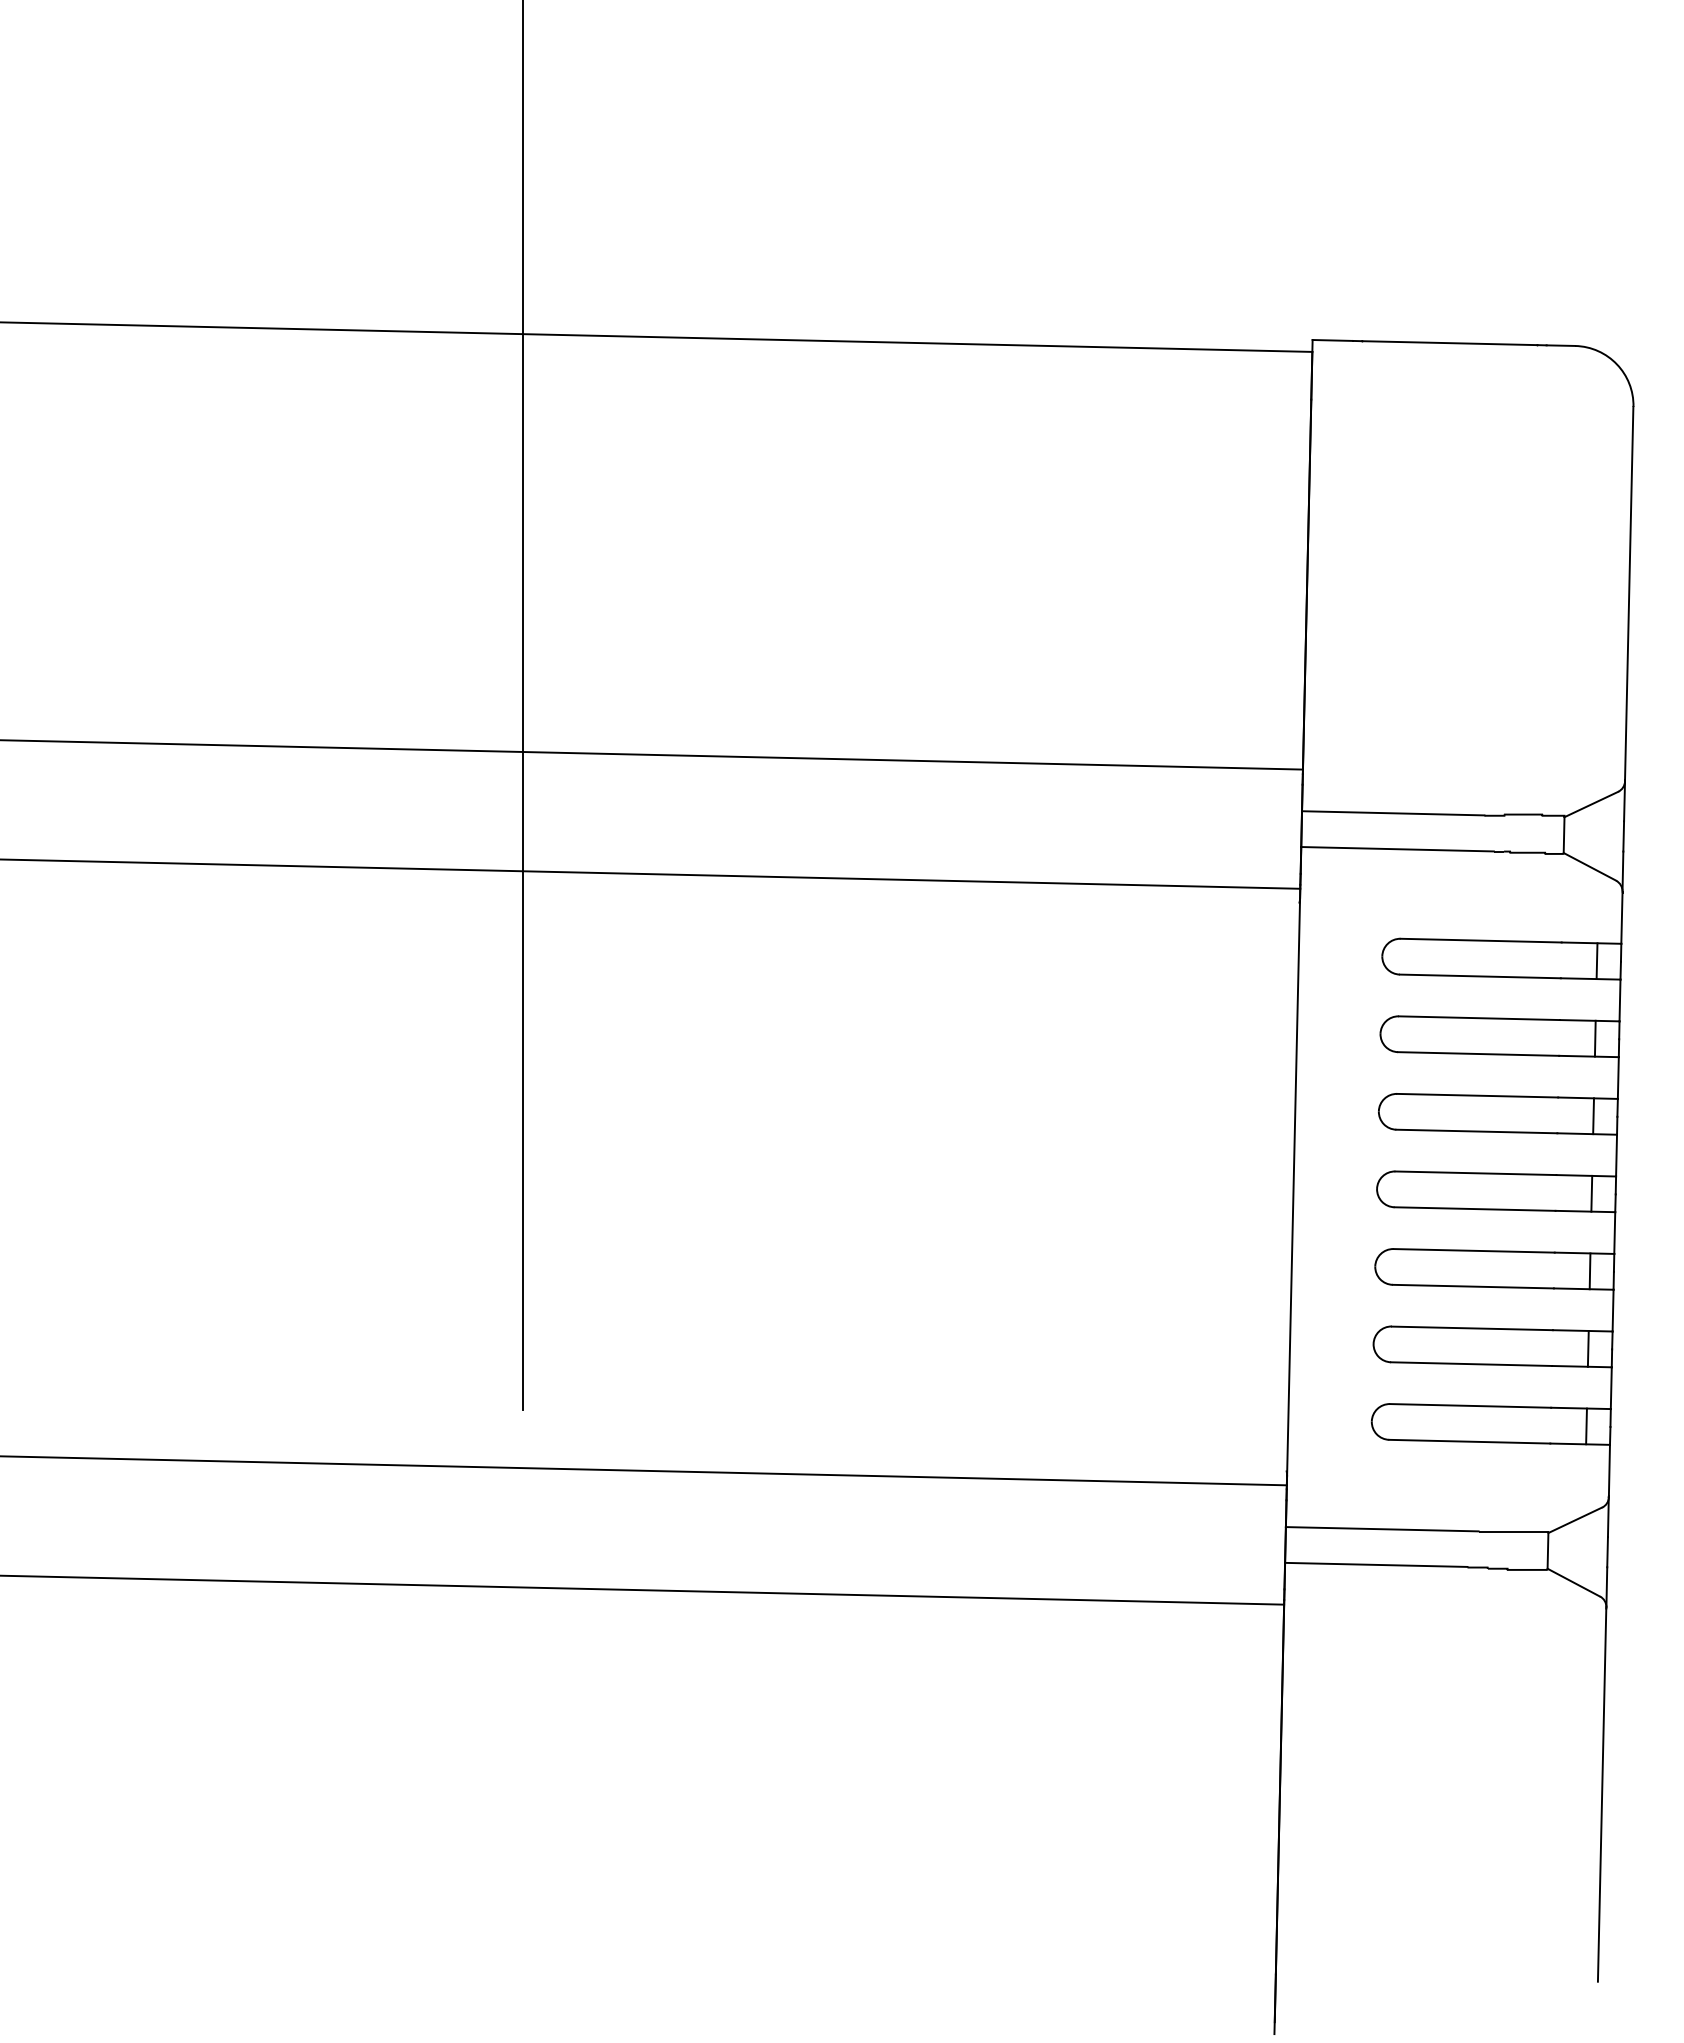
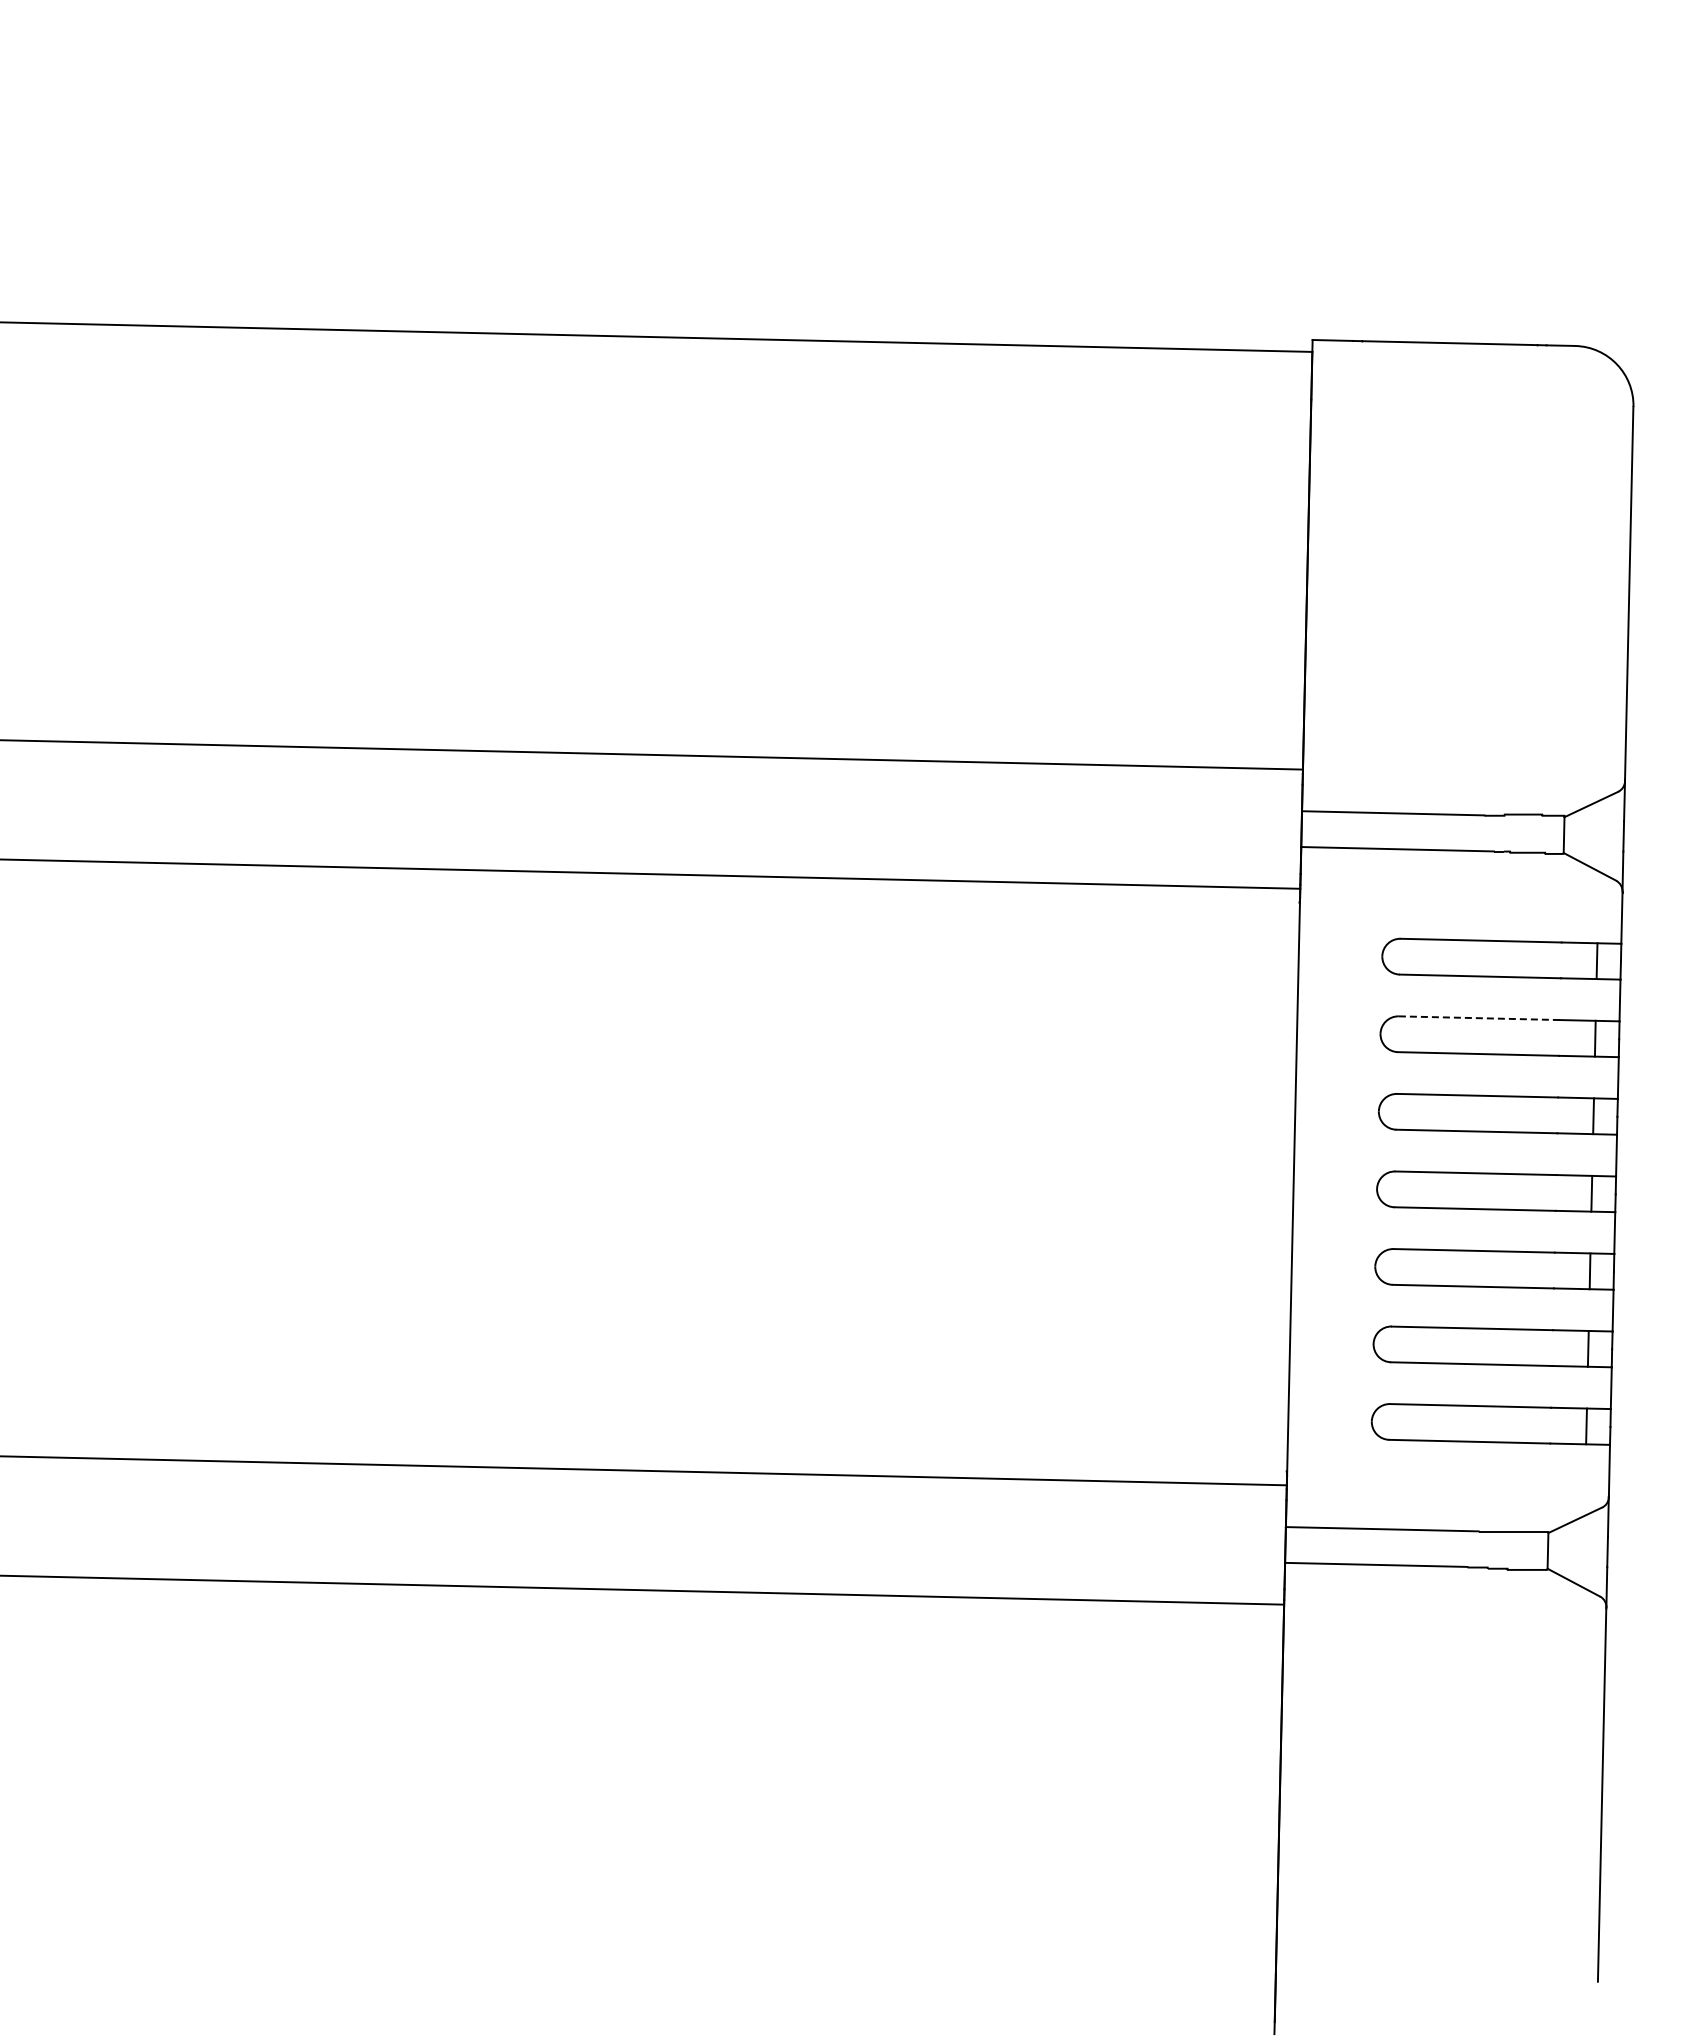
line: present -> none (523, 705)
line: solid -> dashed (1479, 1018)
